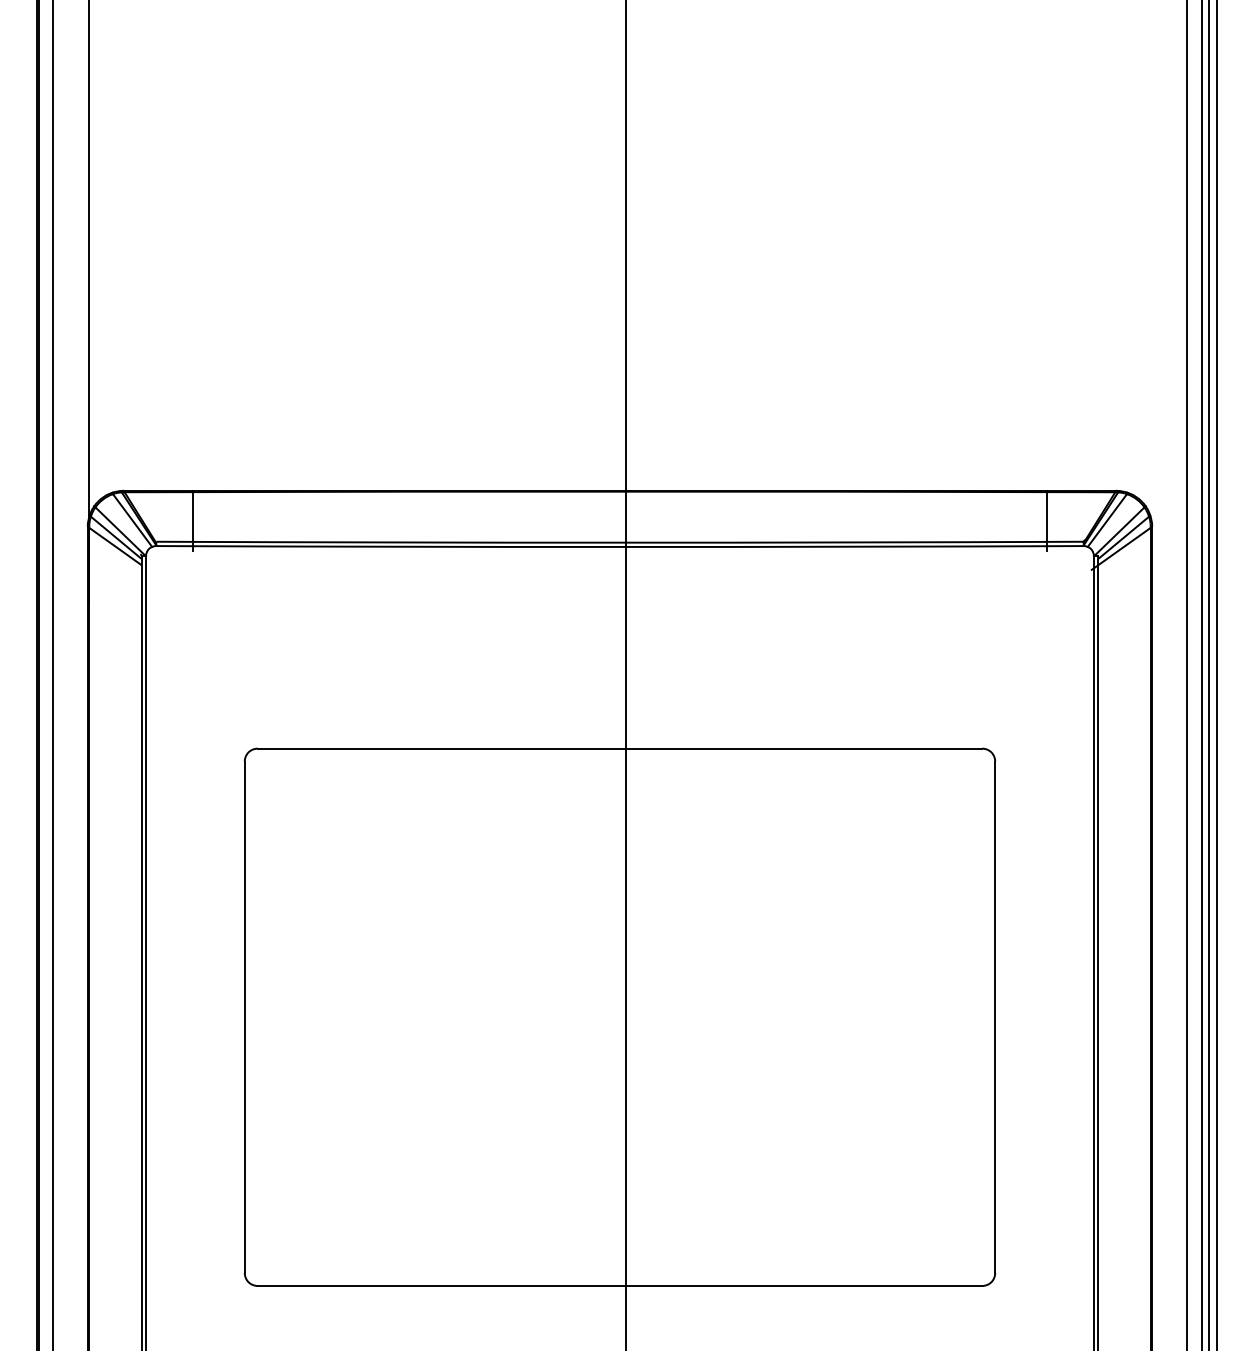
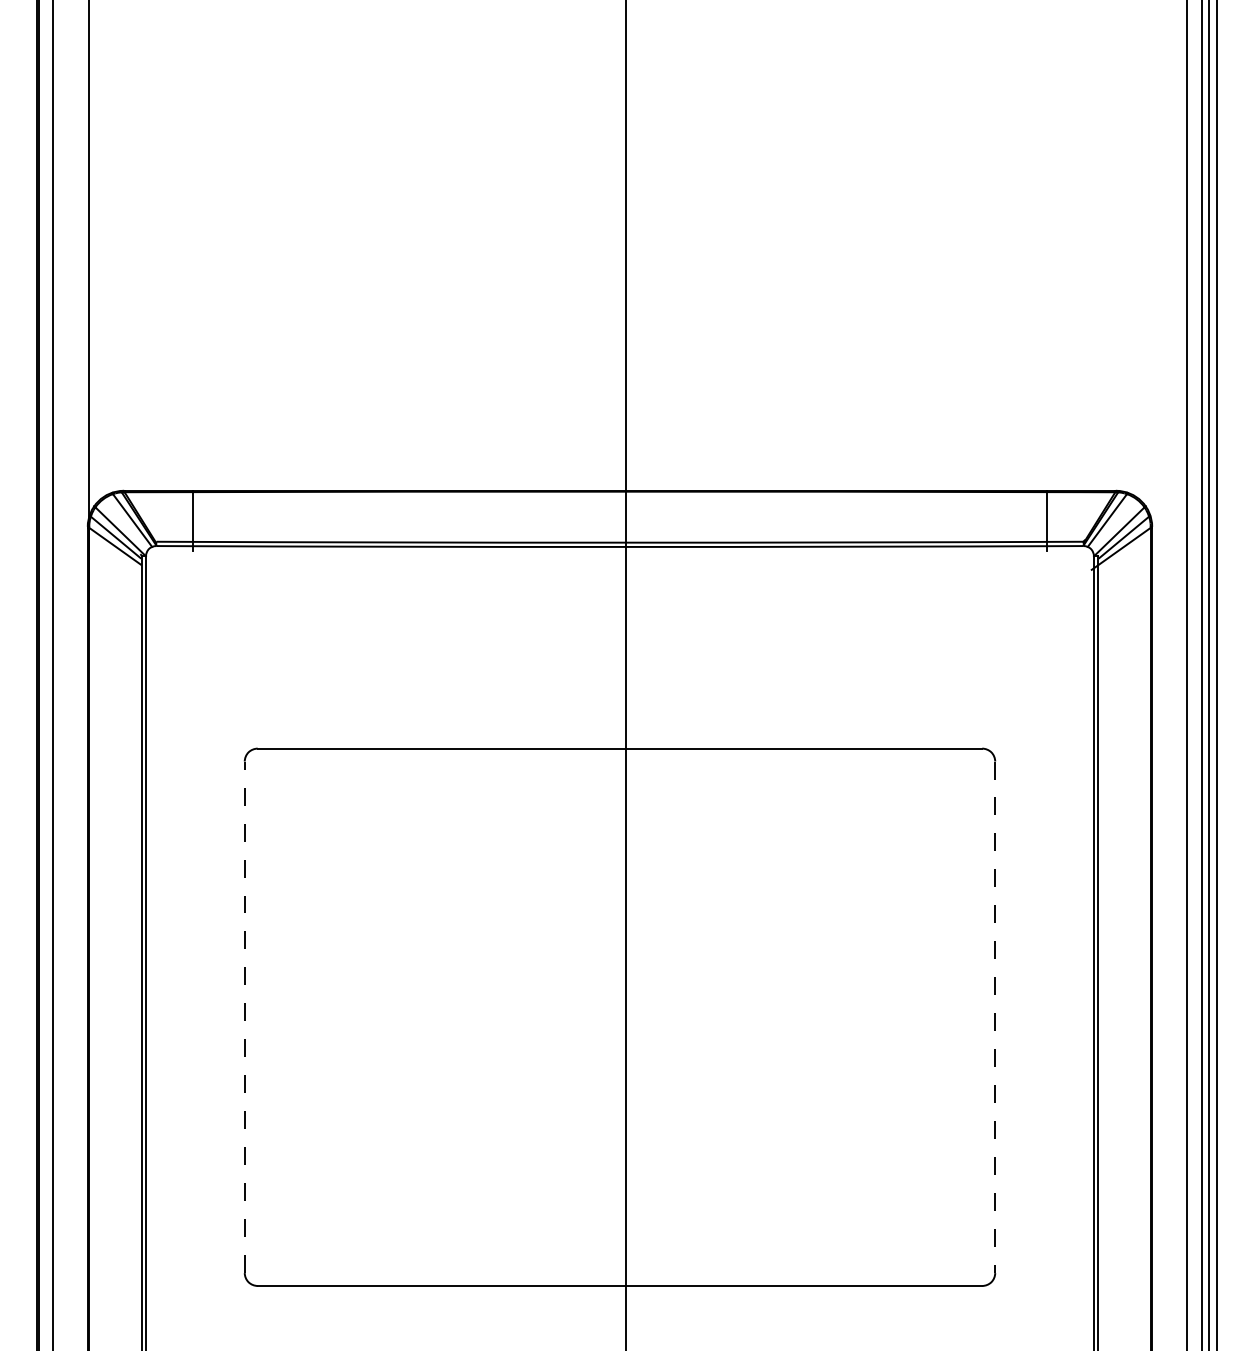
line: solid -> dashed (244, 1017)
line: solid -> dashed (995, 1017)
